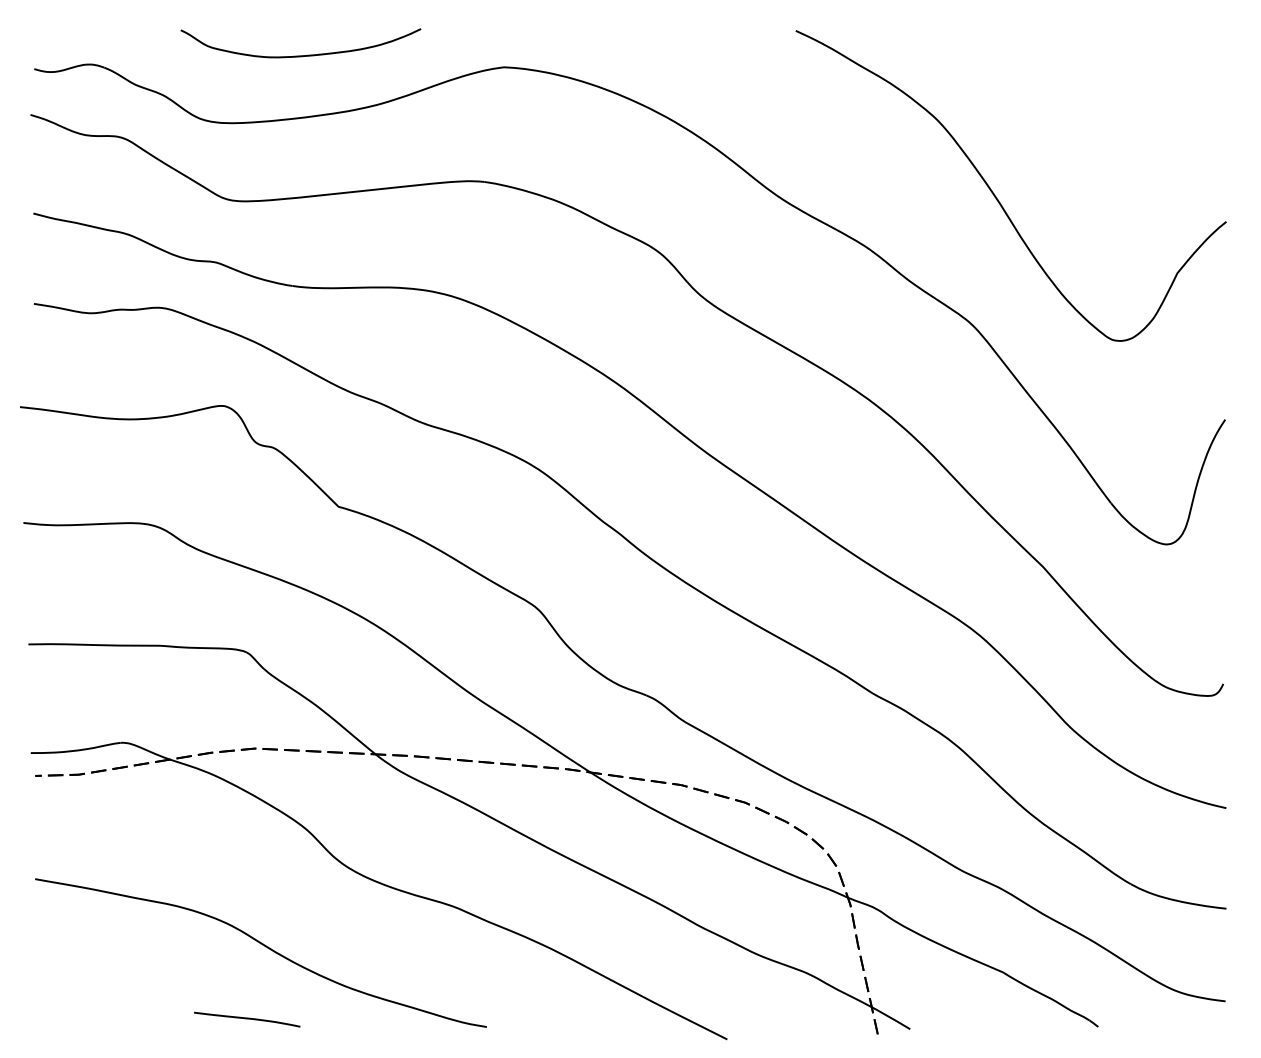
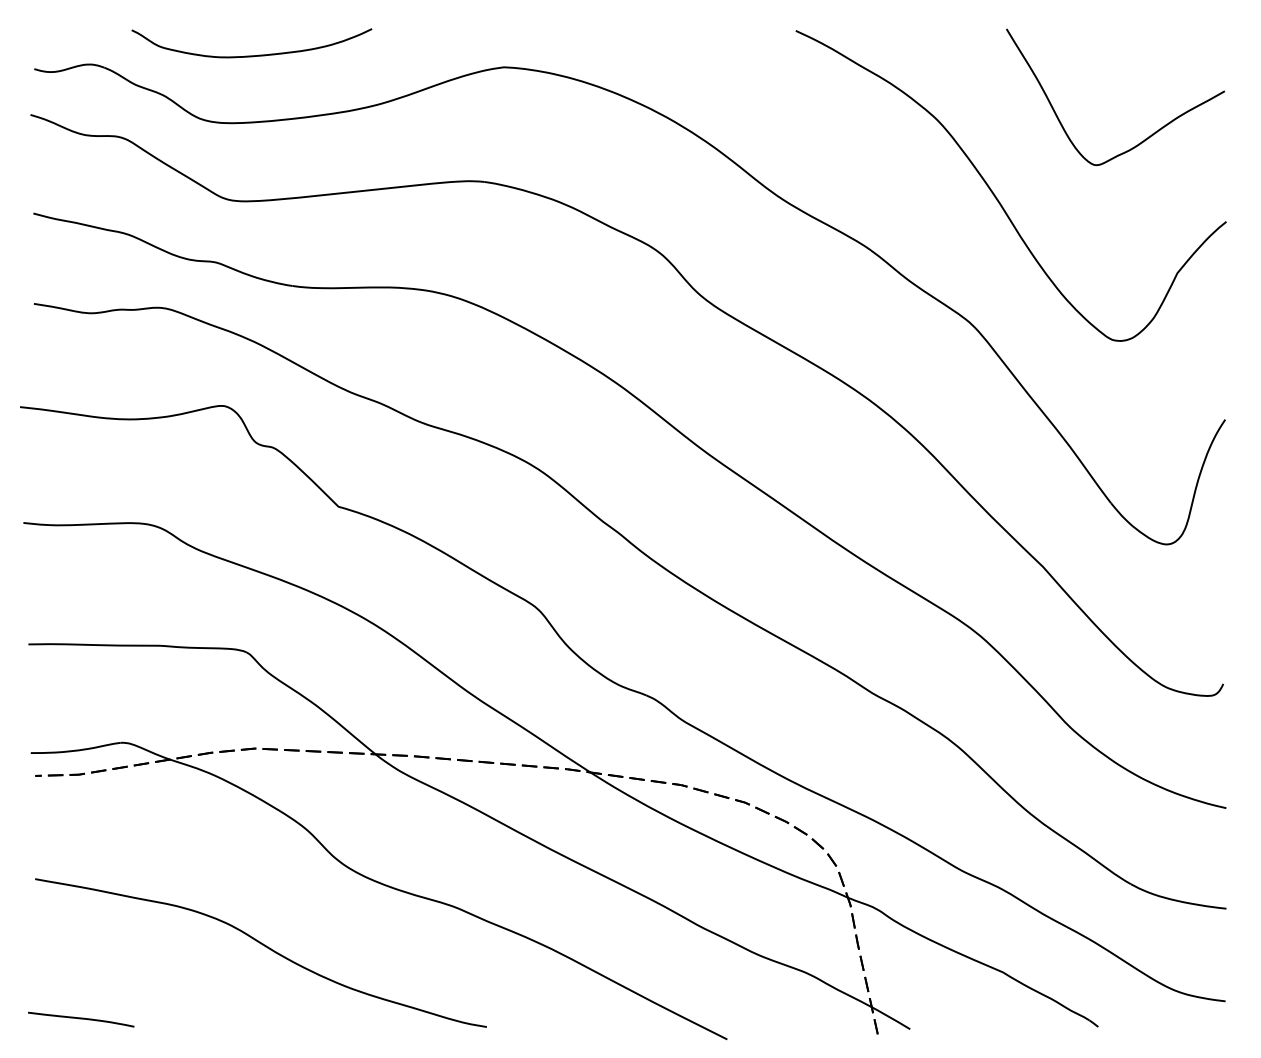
curve position: (300, 55) -> (251, 55) (251, 55)
curve: none -> present (1145, 138)
curve position: (247, 1019) -> (81, 1019) (81, 1019)
